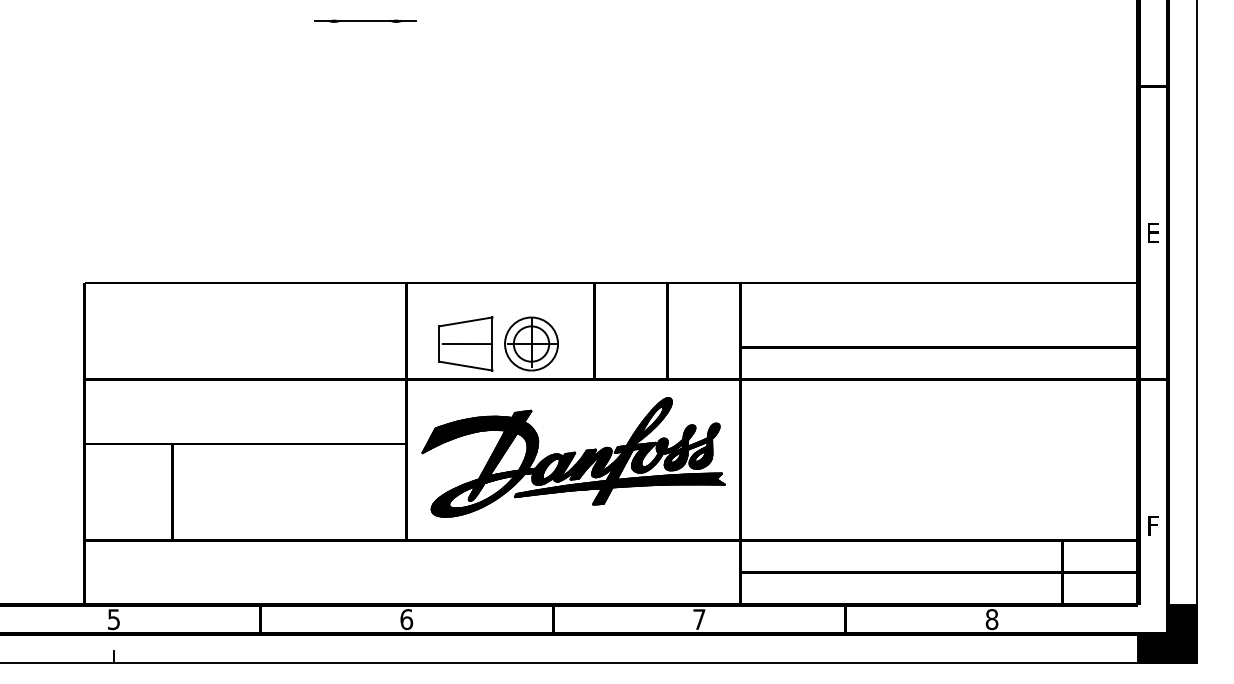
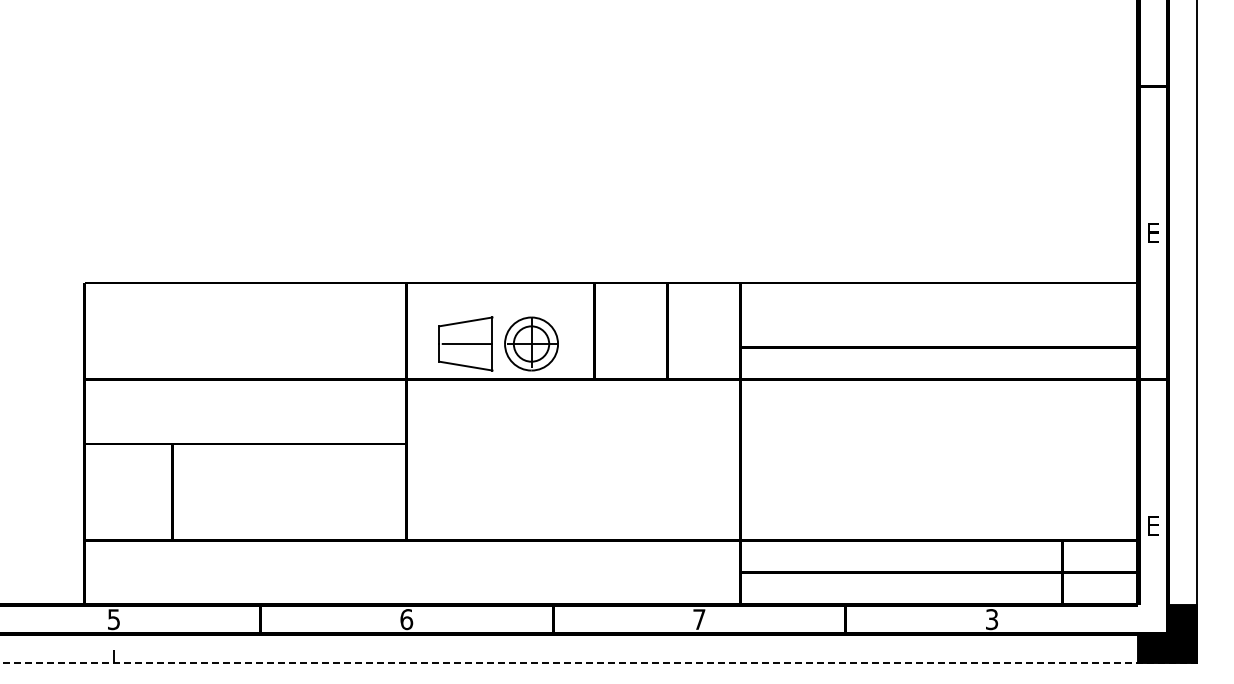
part: present -> none (365, 20)
part: present -> none (573, 457)
text: F -> E (1154, 526)
text: 8 -> 3 (991, 619)
line: solid -> dashed (599, 663)
